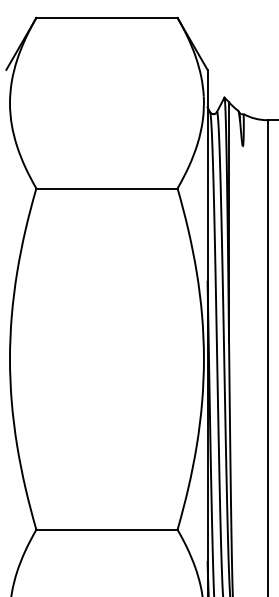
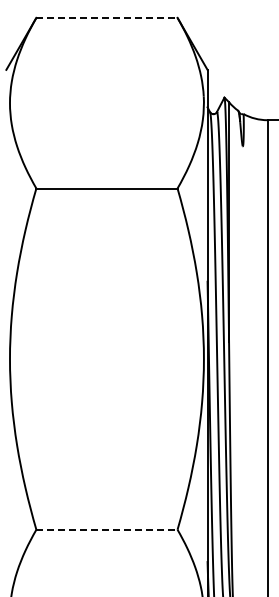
line: solid -> dashed (106, 17)
line: solid -> dashed (106, 529)
